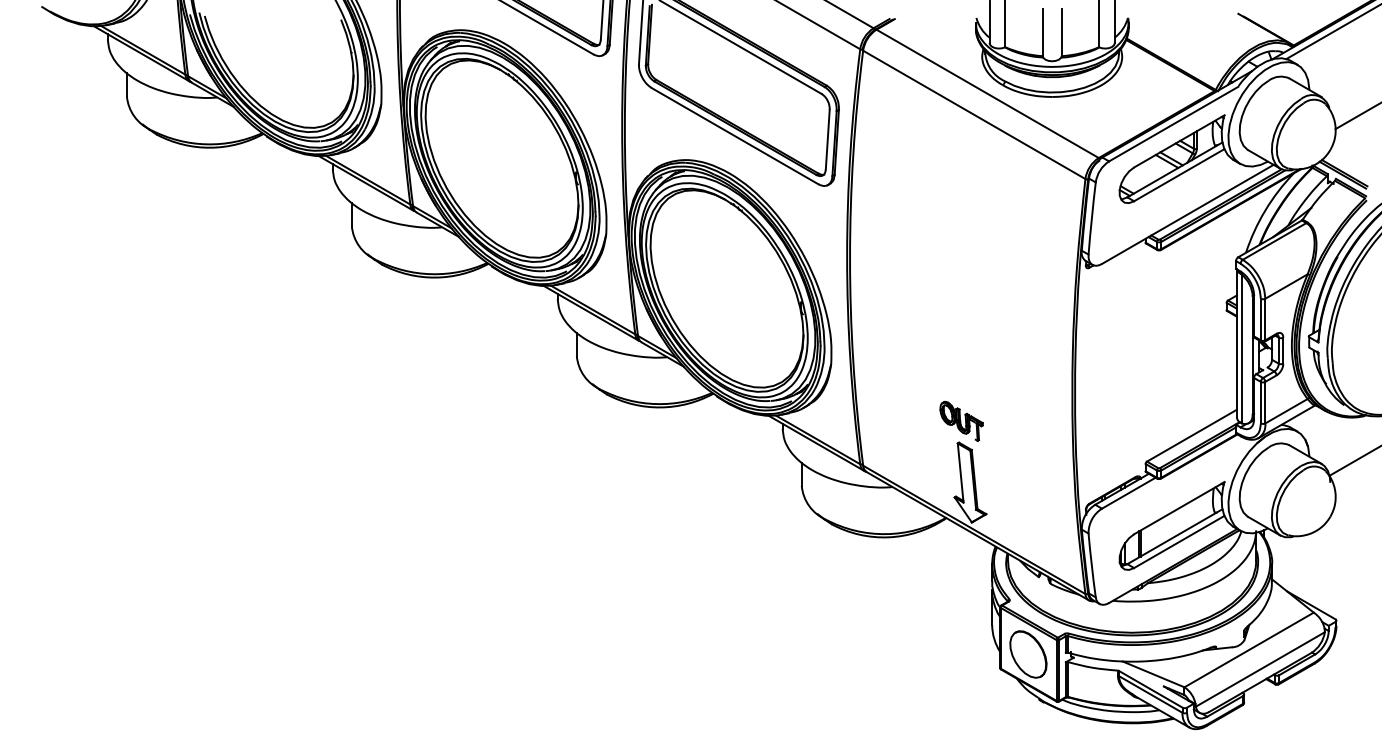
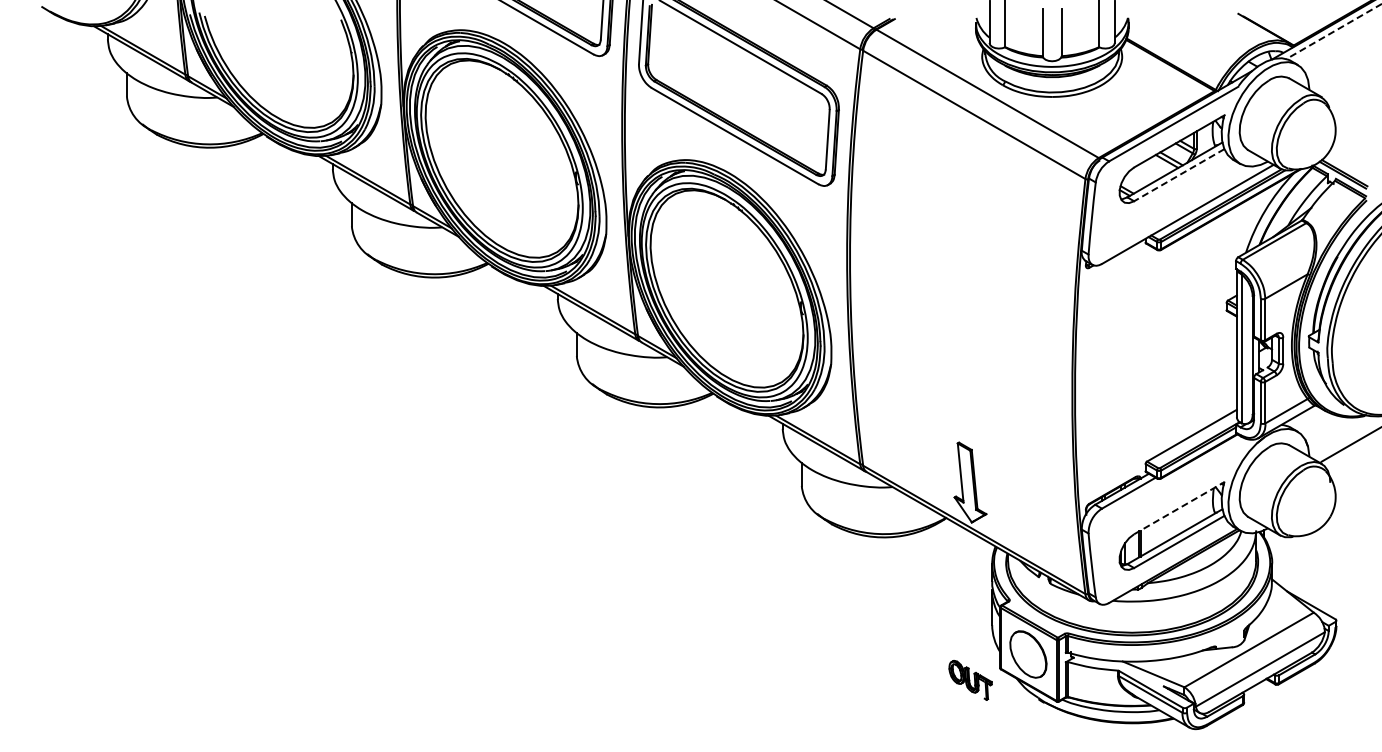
line: solid -> dashed (1333, 31)
line: present -> none (1356, 116)
line: solid -> dashed (1178, 175)
part position: (961, 421) -> (970, 680) (970, 680)
line position: (1353, 461) -> (1349, 445) (1349, 445)
line: solid -> dashed (1179, 507)
